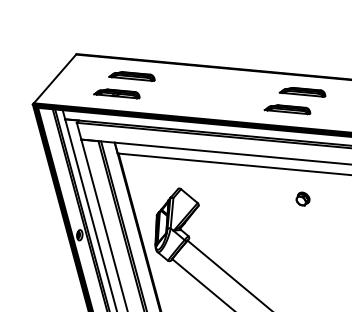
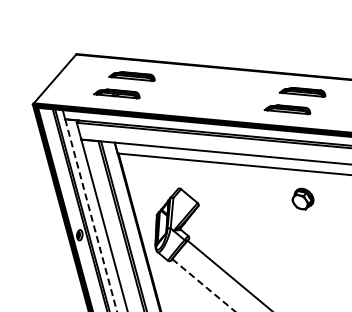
part size: 16x16 px -> 24x24 px (302, 198)
line: solid -> dashed (91, 215)
line: solid -> dashed (203, 285)
